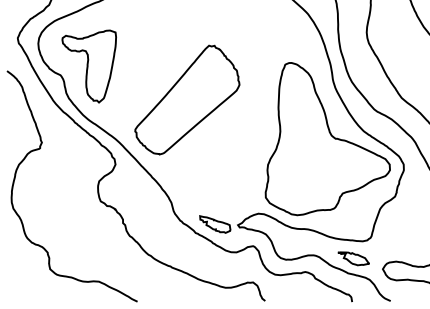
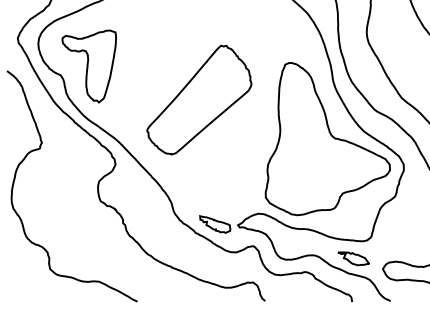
part position: (187, 99) -> (199, 99) (199, 99)
